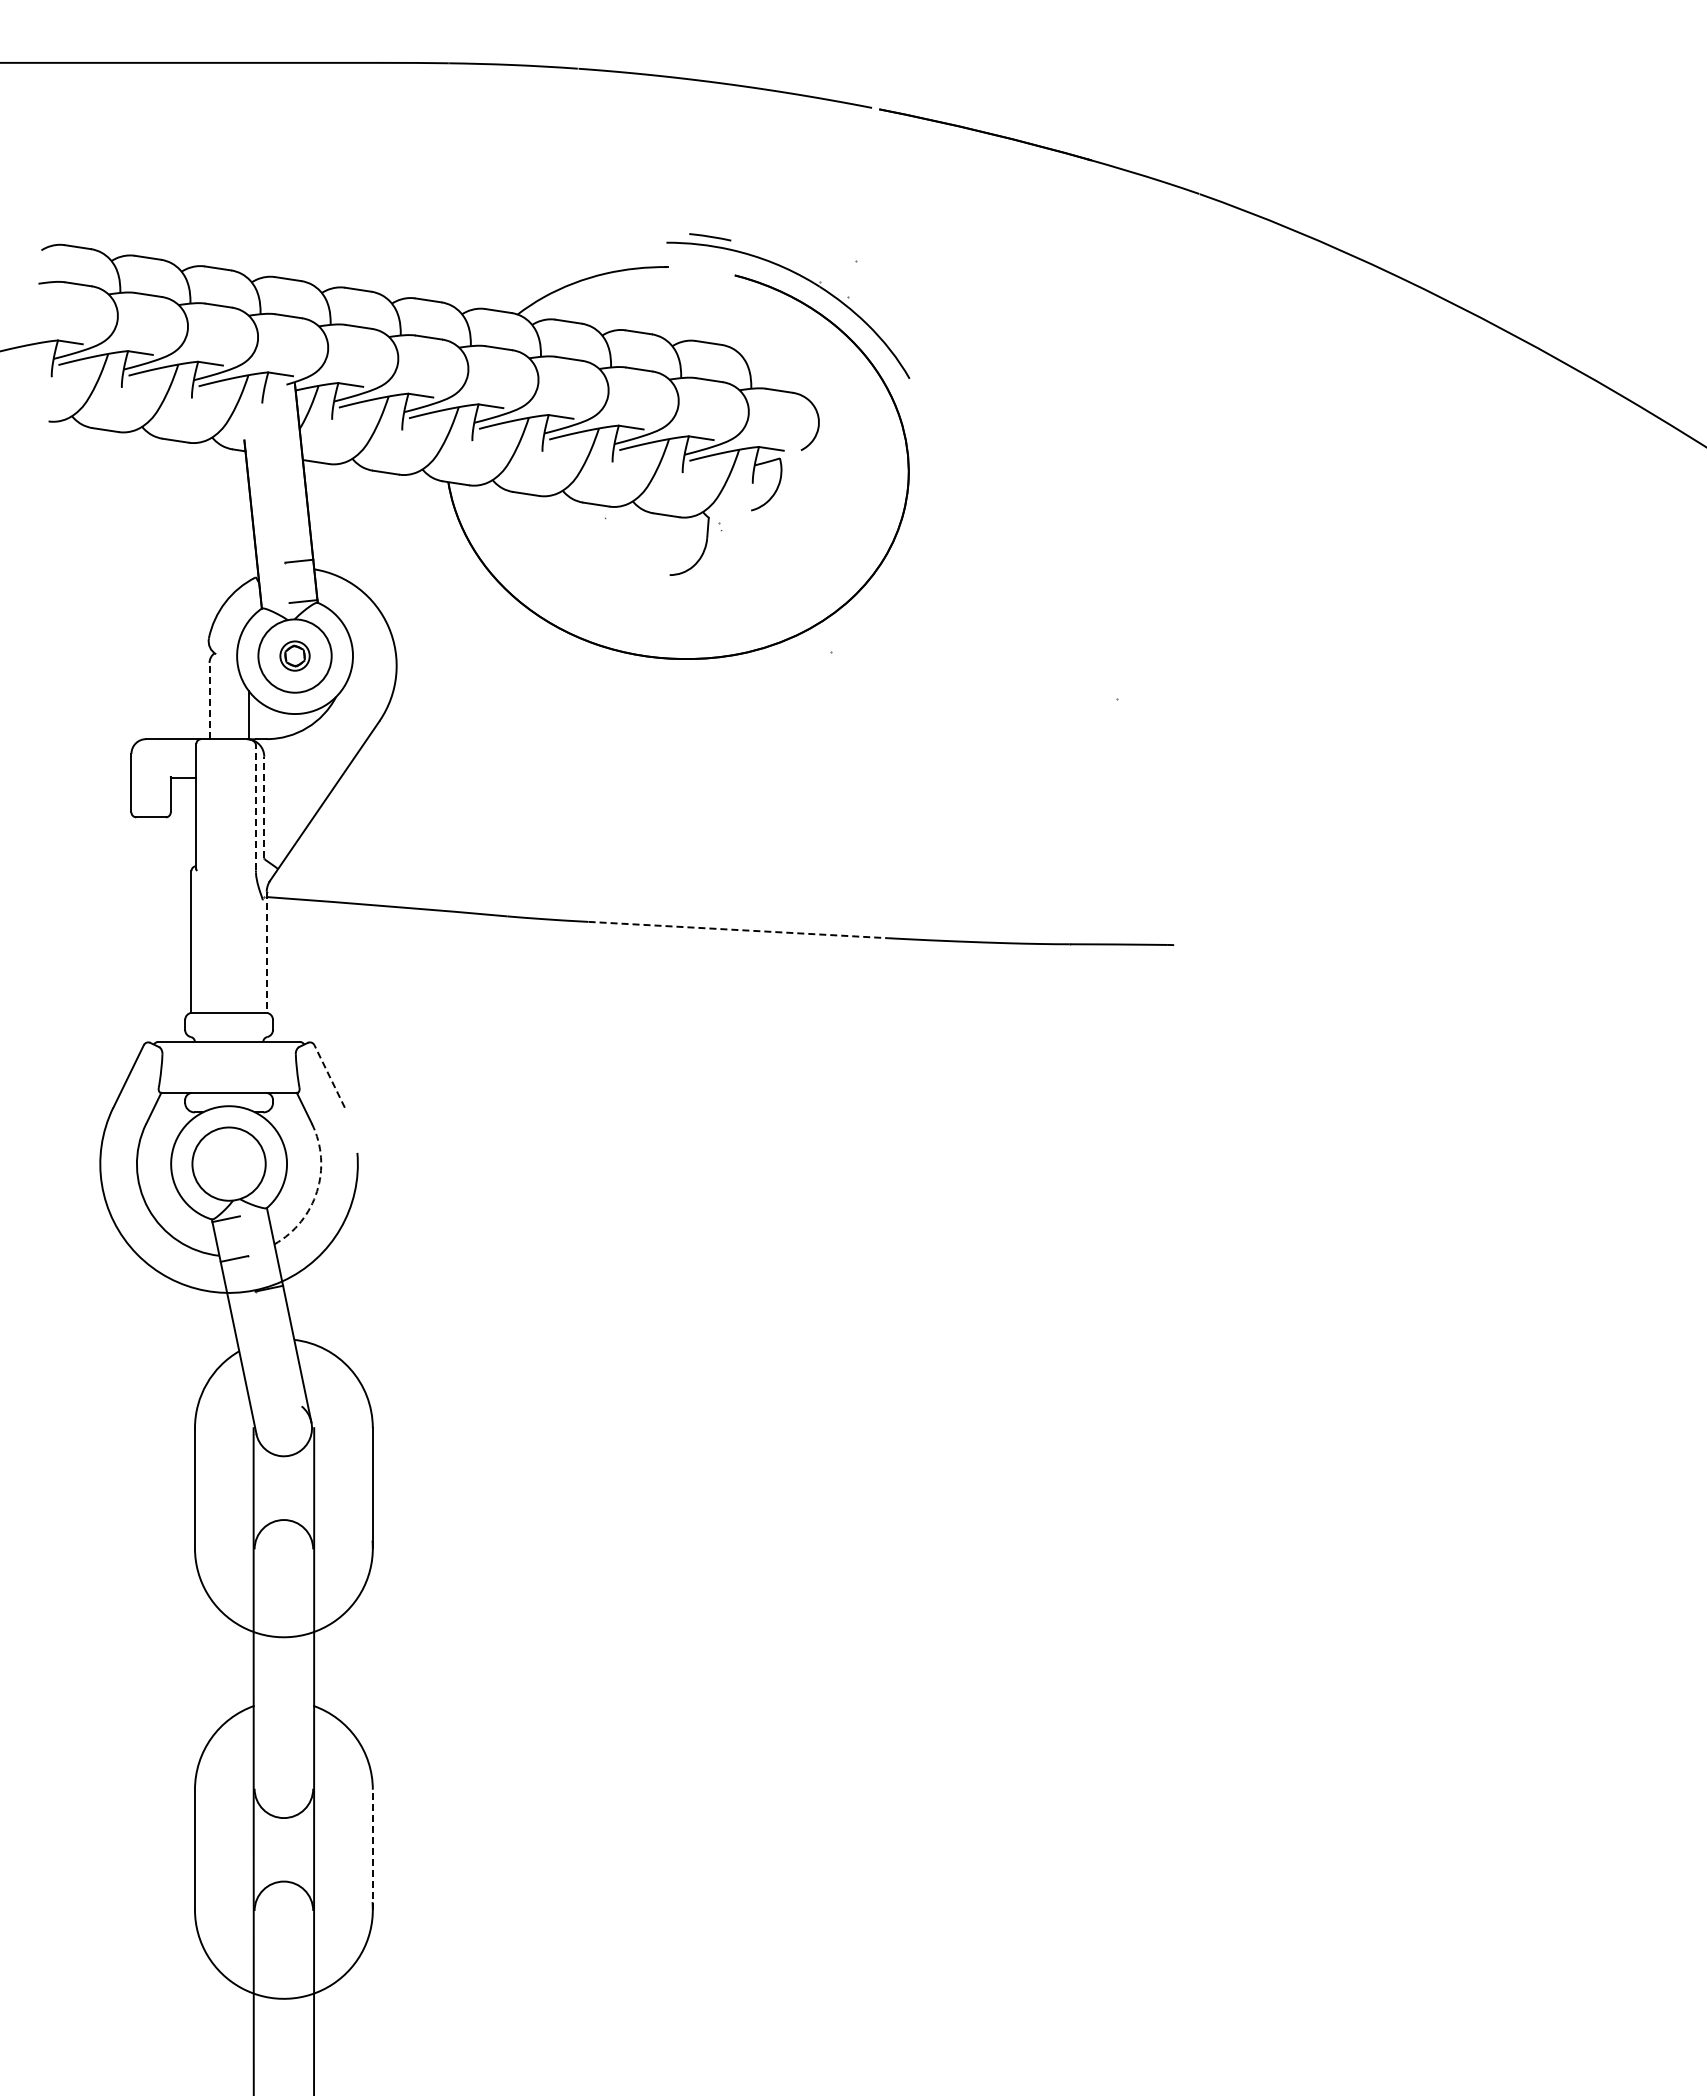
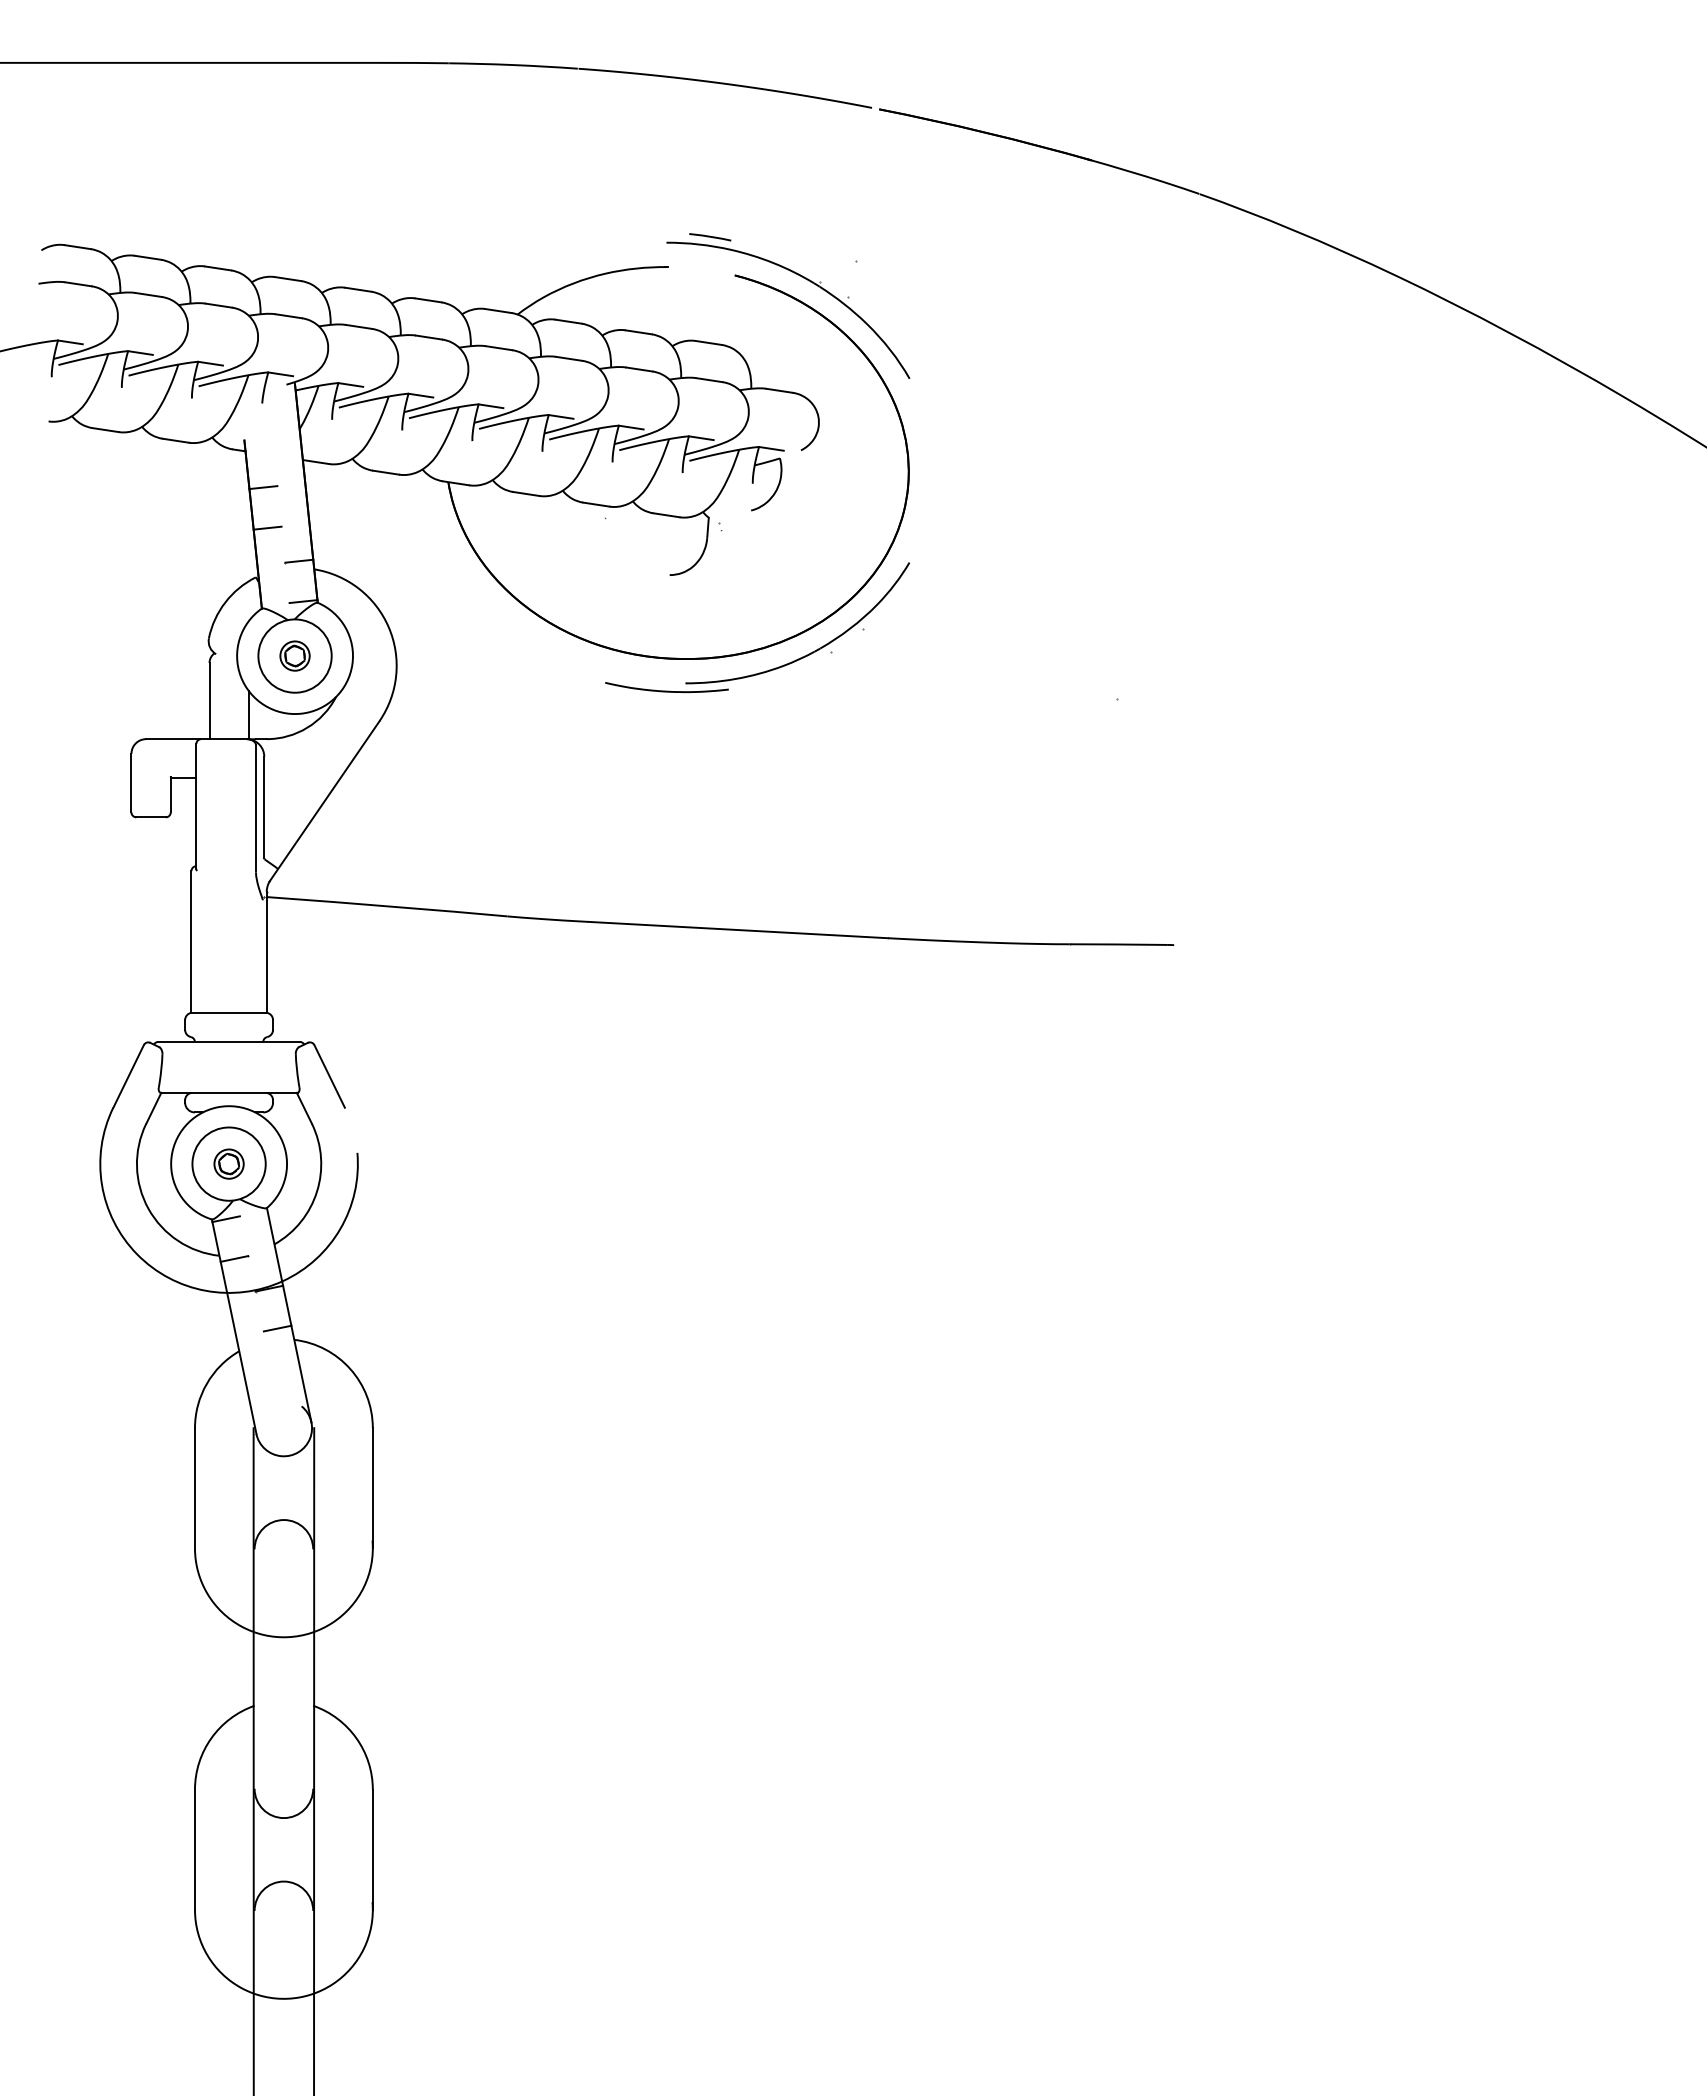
line: none -> present (263, 487)
line: none -> present (267, 527)
part: none -> present (772, 668)
line: dashed -> solid (209, 700)
line: dashed -> solid (255, 807)
line: dashed -> solid (264, 807)
line: dashed -> solid (738, 930)
line: dashed -> solid (266, 952)
line: dashed -> solid (329, 1076)
part: none -> present (228, 1163)
arc: dashed -> solid (317, 1191)
line: none -> present (277, 1328)
line: dashed -> solid (372, 1849)
